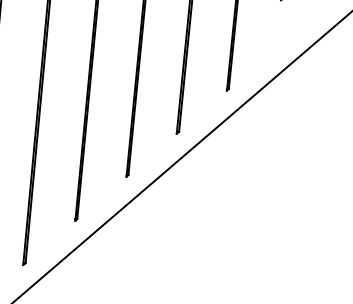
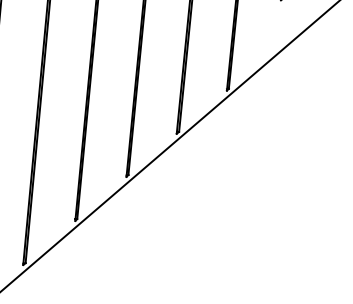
line position: (182, 156) -> (169, 146) (169, 146)
